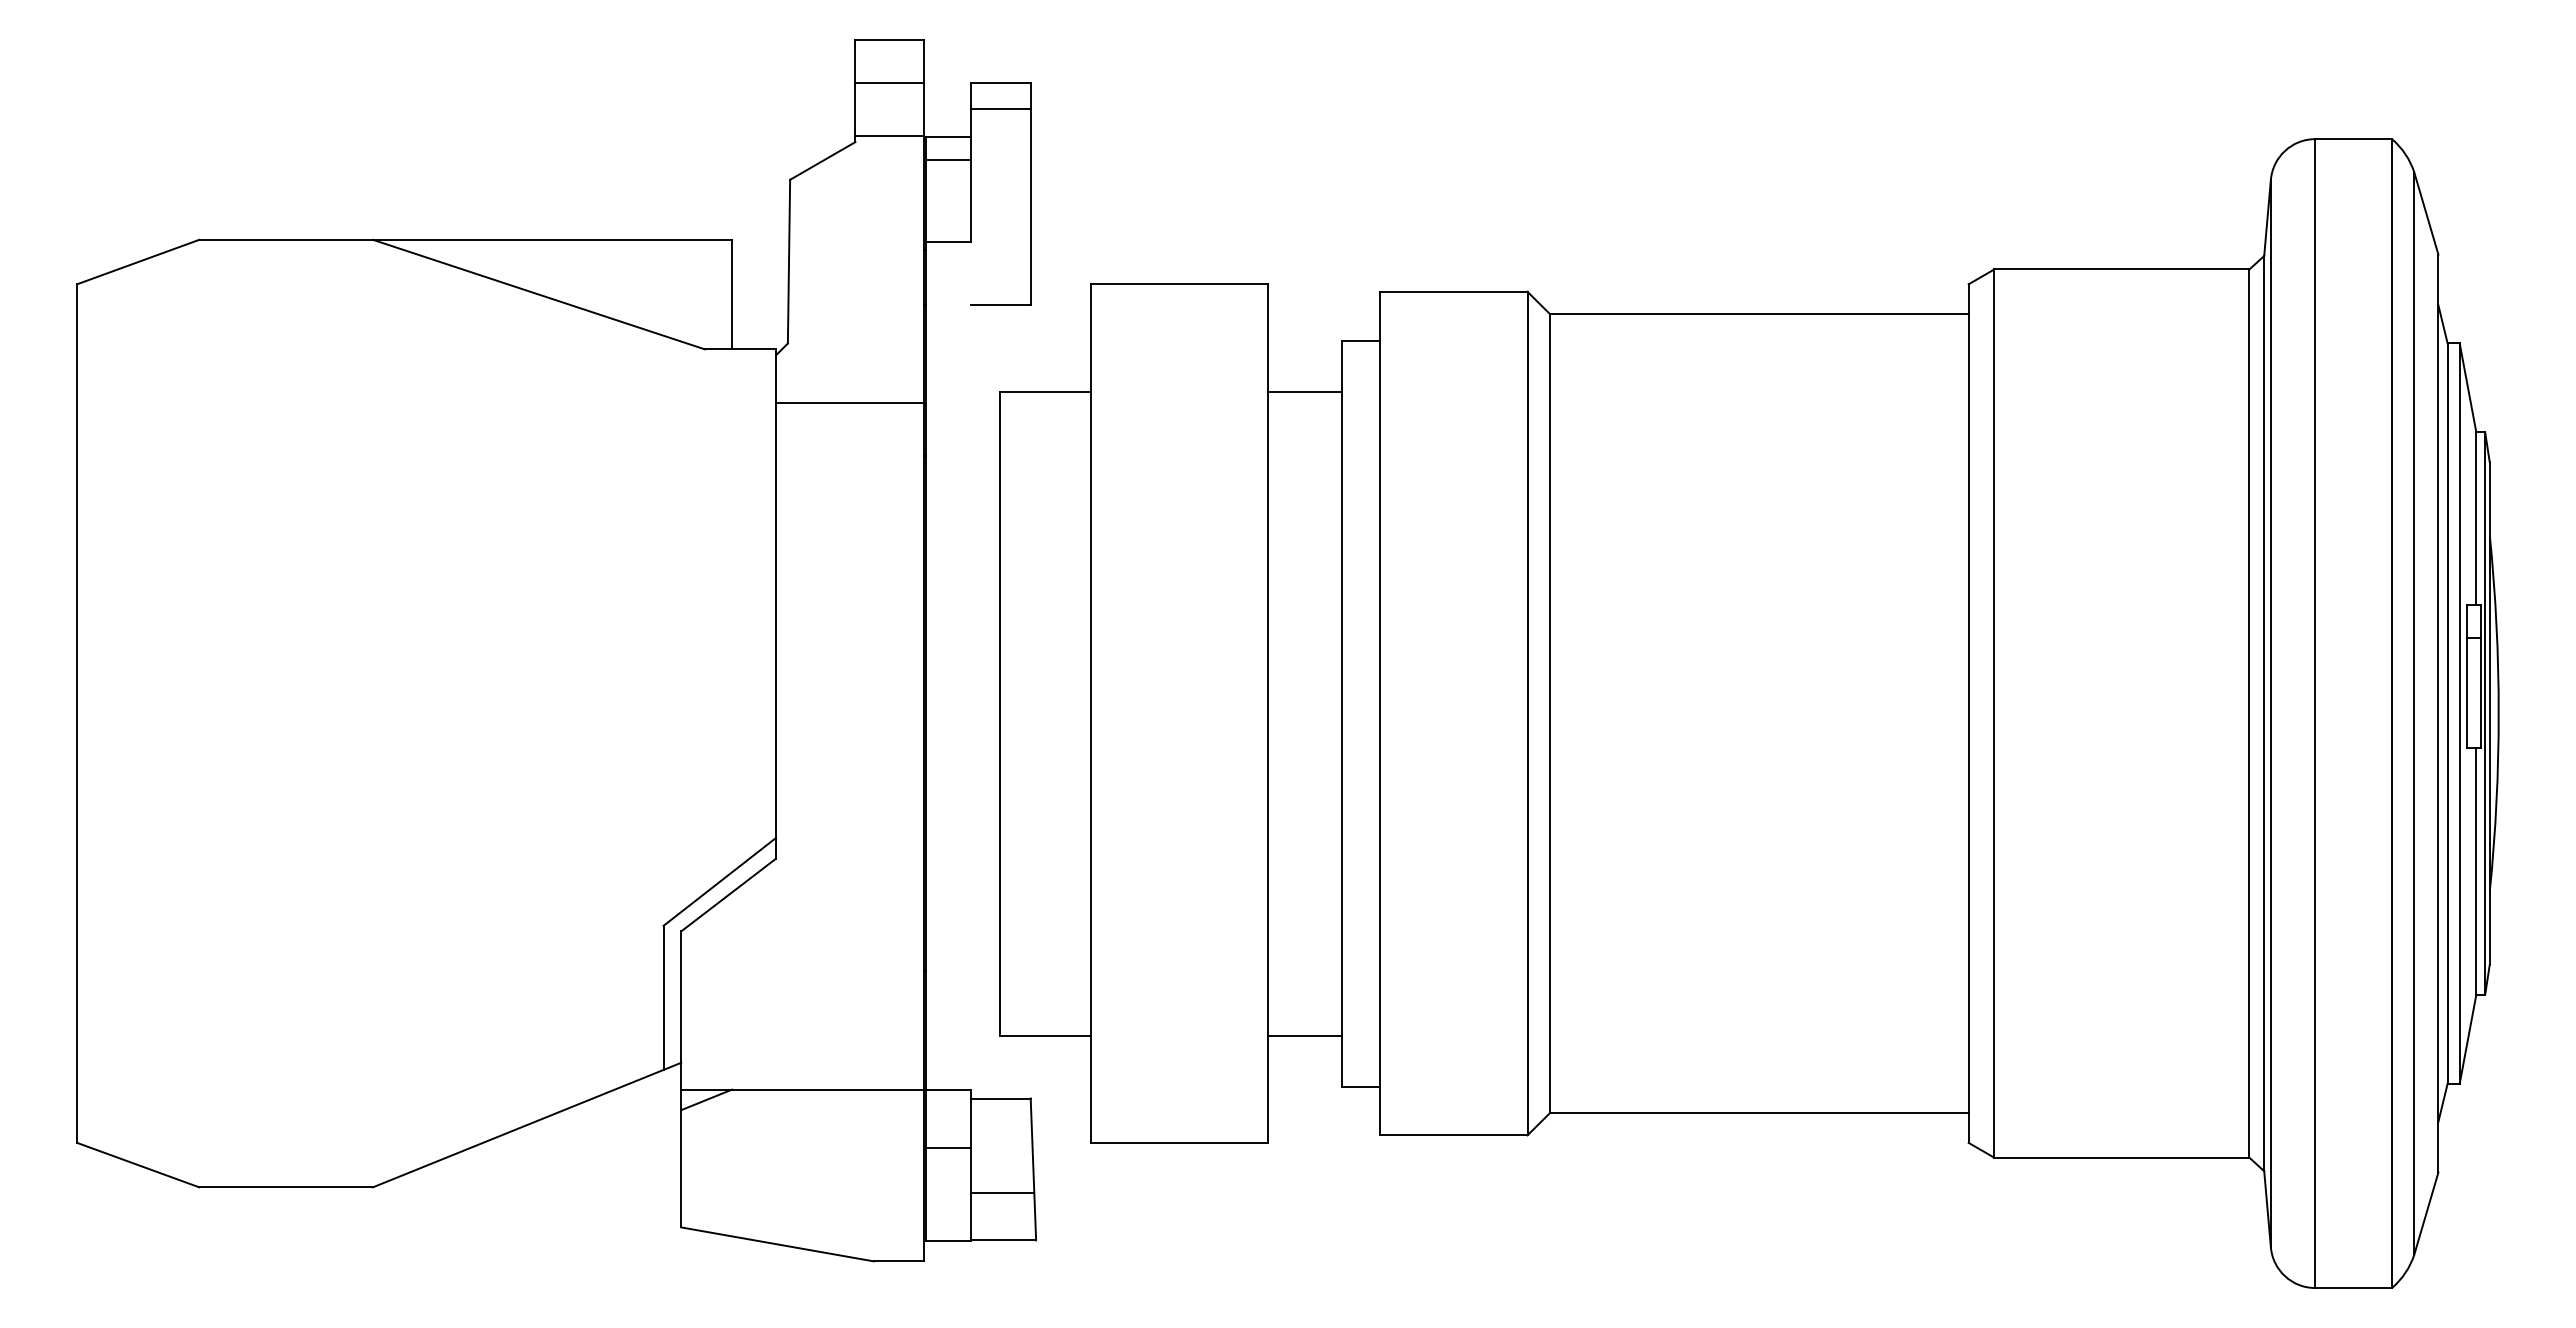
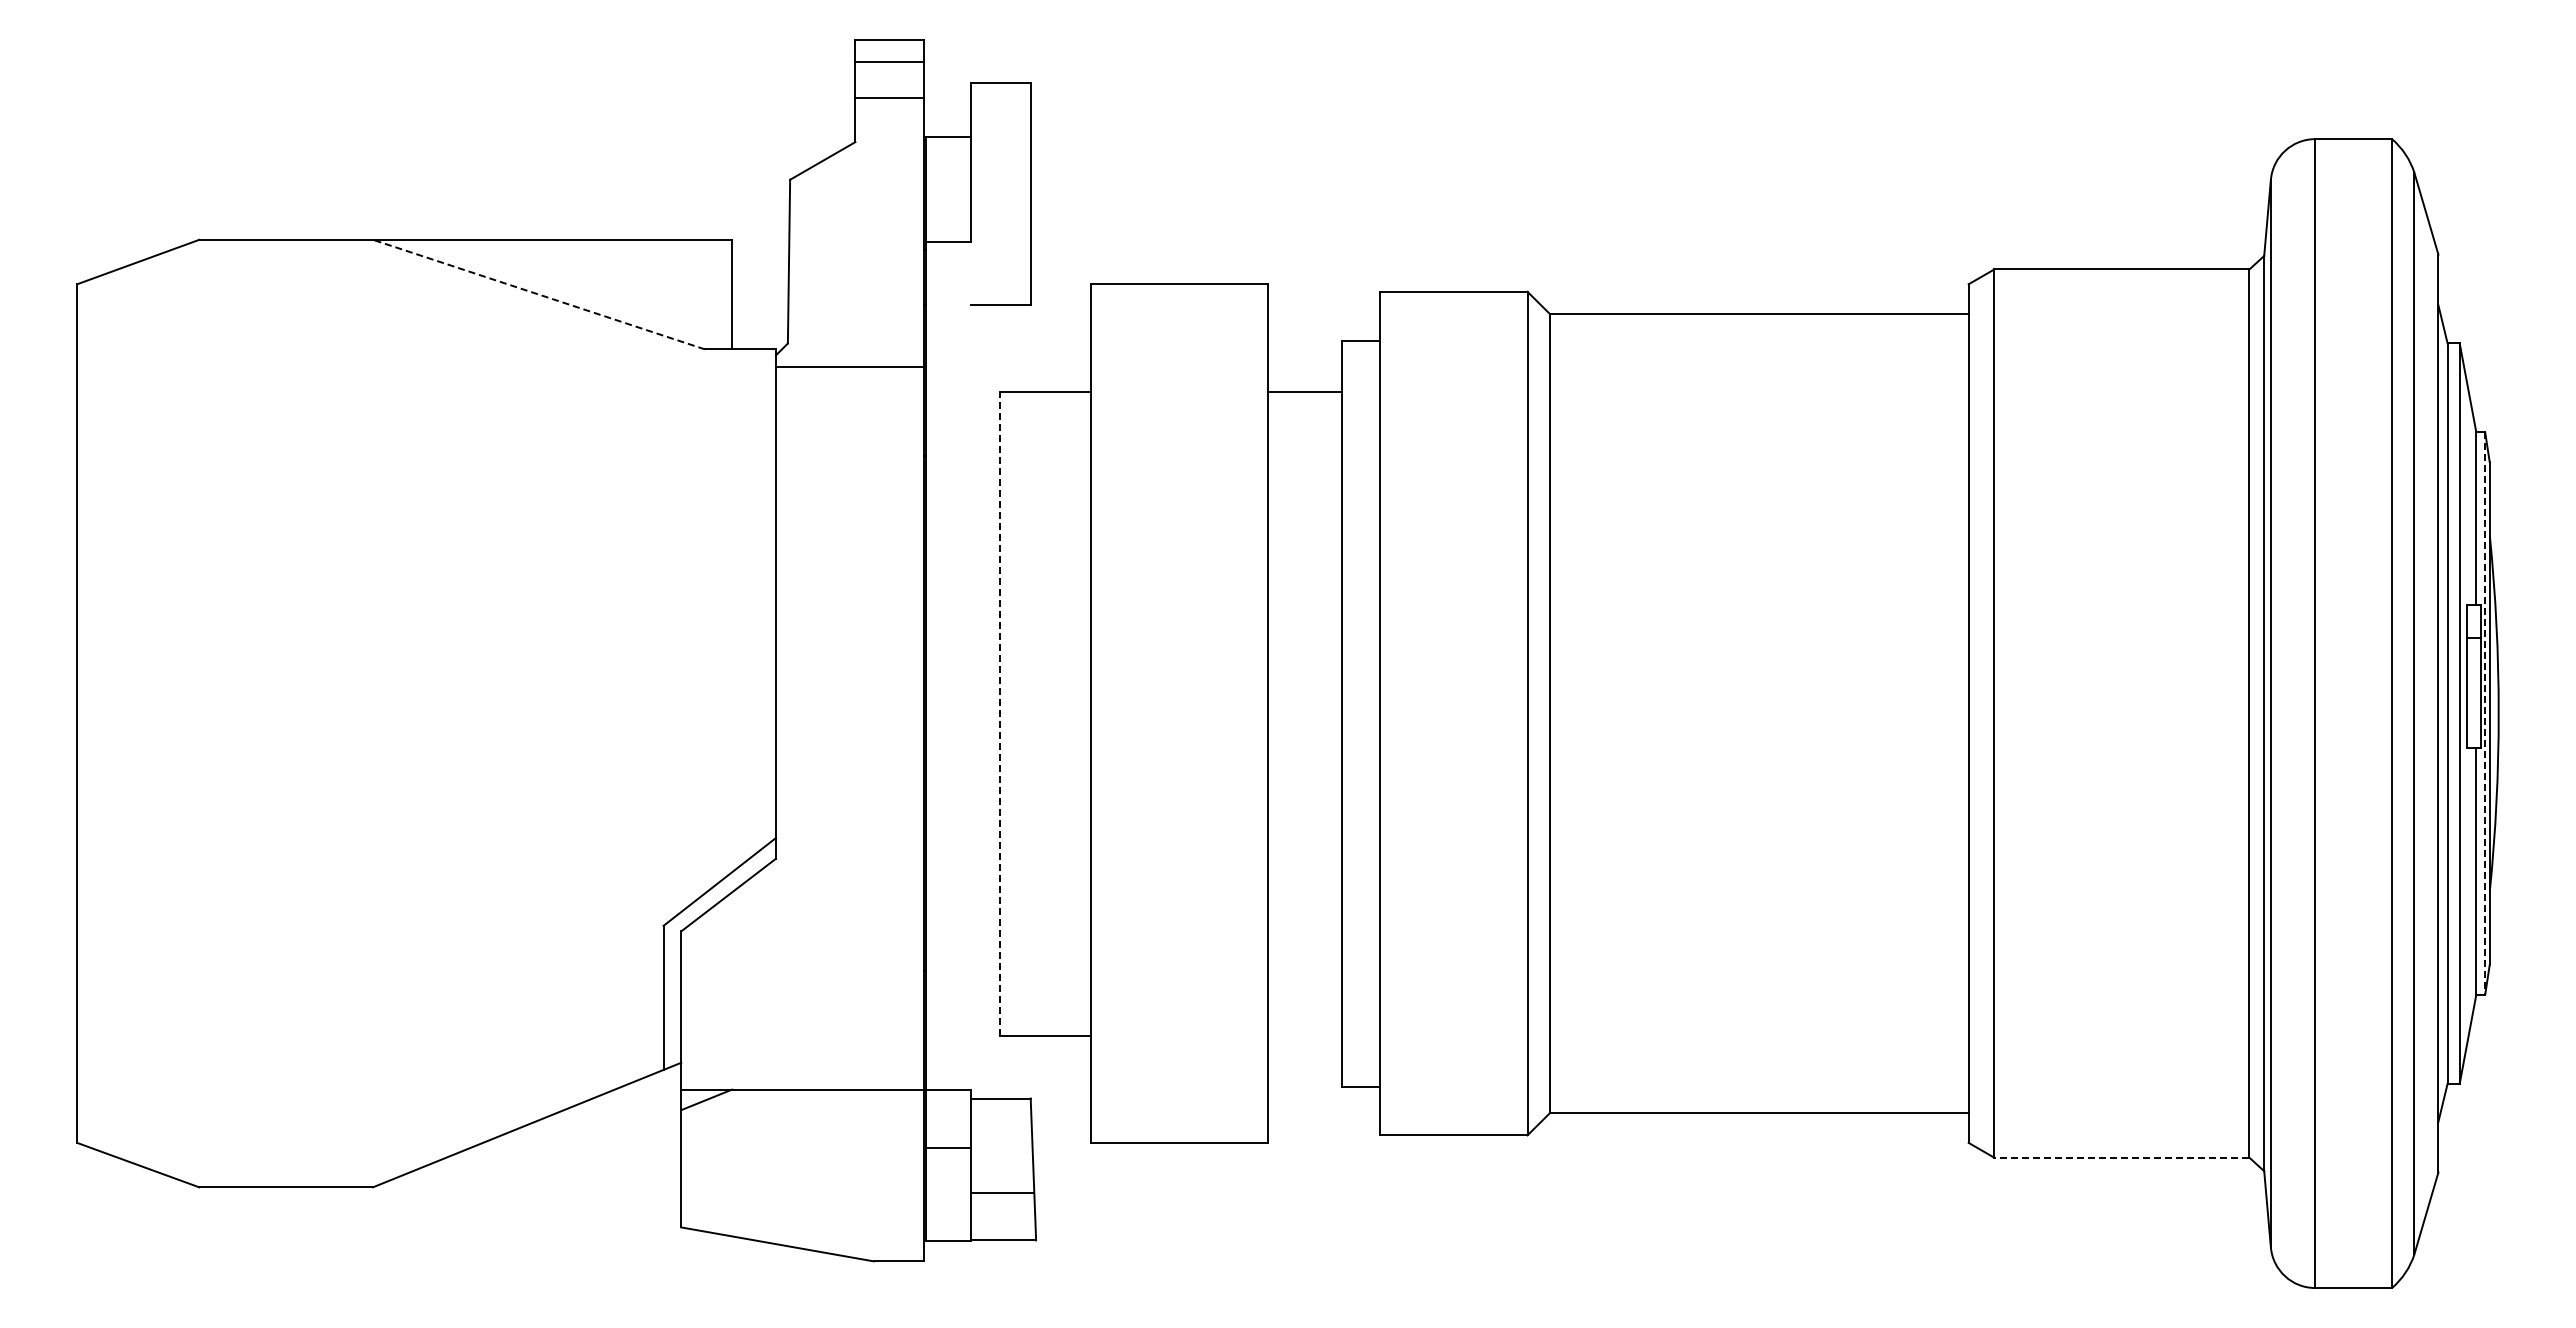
line position: (889, 82) -> (889, 61) (889, 61)
line: present -> none (1000, 108)
line position: (889, 136) -> (889, 98) (889, 98)
line: present -> none (948, 159)
line: solid -> dashed (538, 294)
line position: (849, 402) -> (849, 366) (849, 366)
line: solid -> dashed (1000, 713)
line: solid -> dashed (2485, 714)
line: present -> none (1305, 1035)
line: solid -> dashed (2121, 1157)
